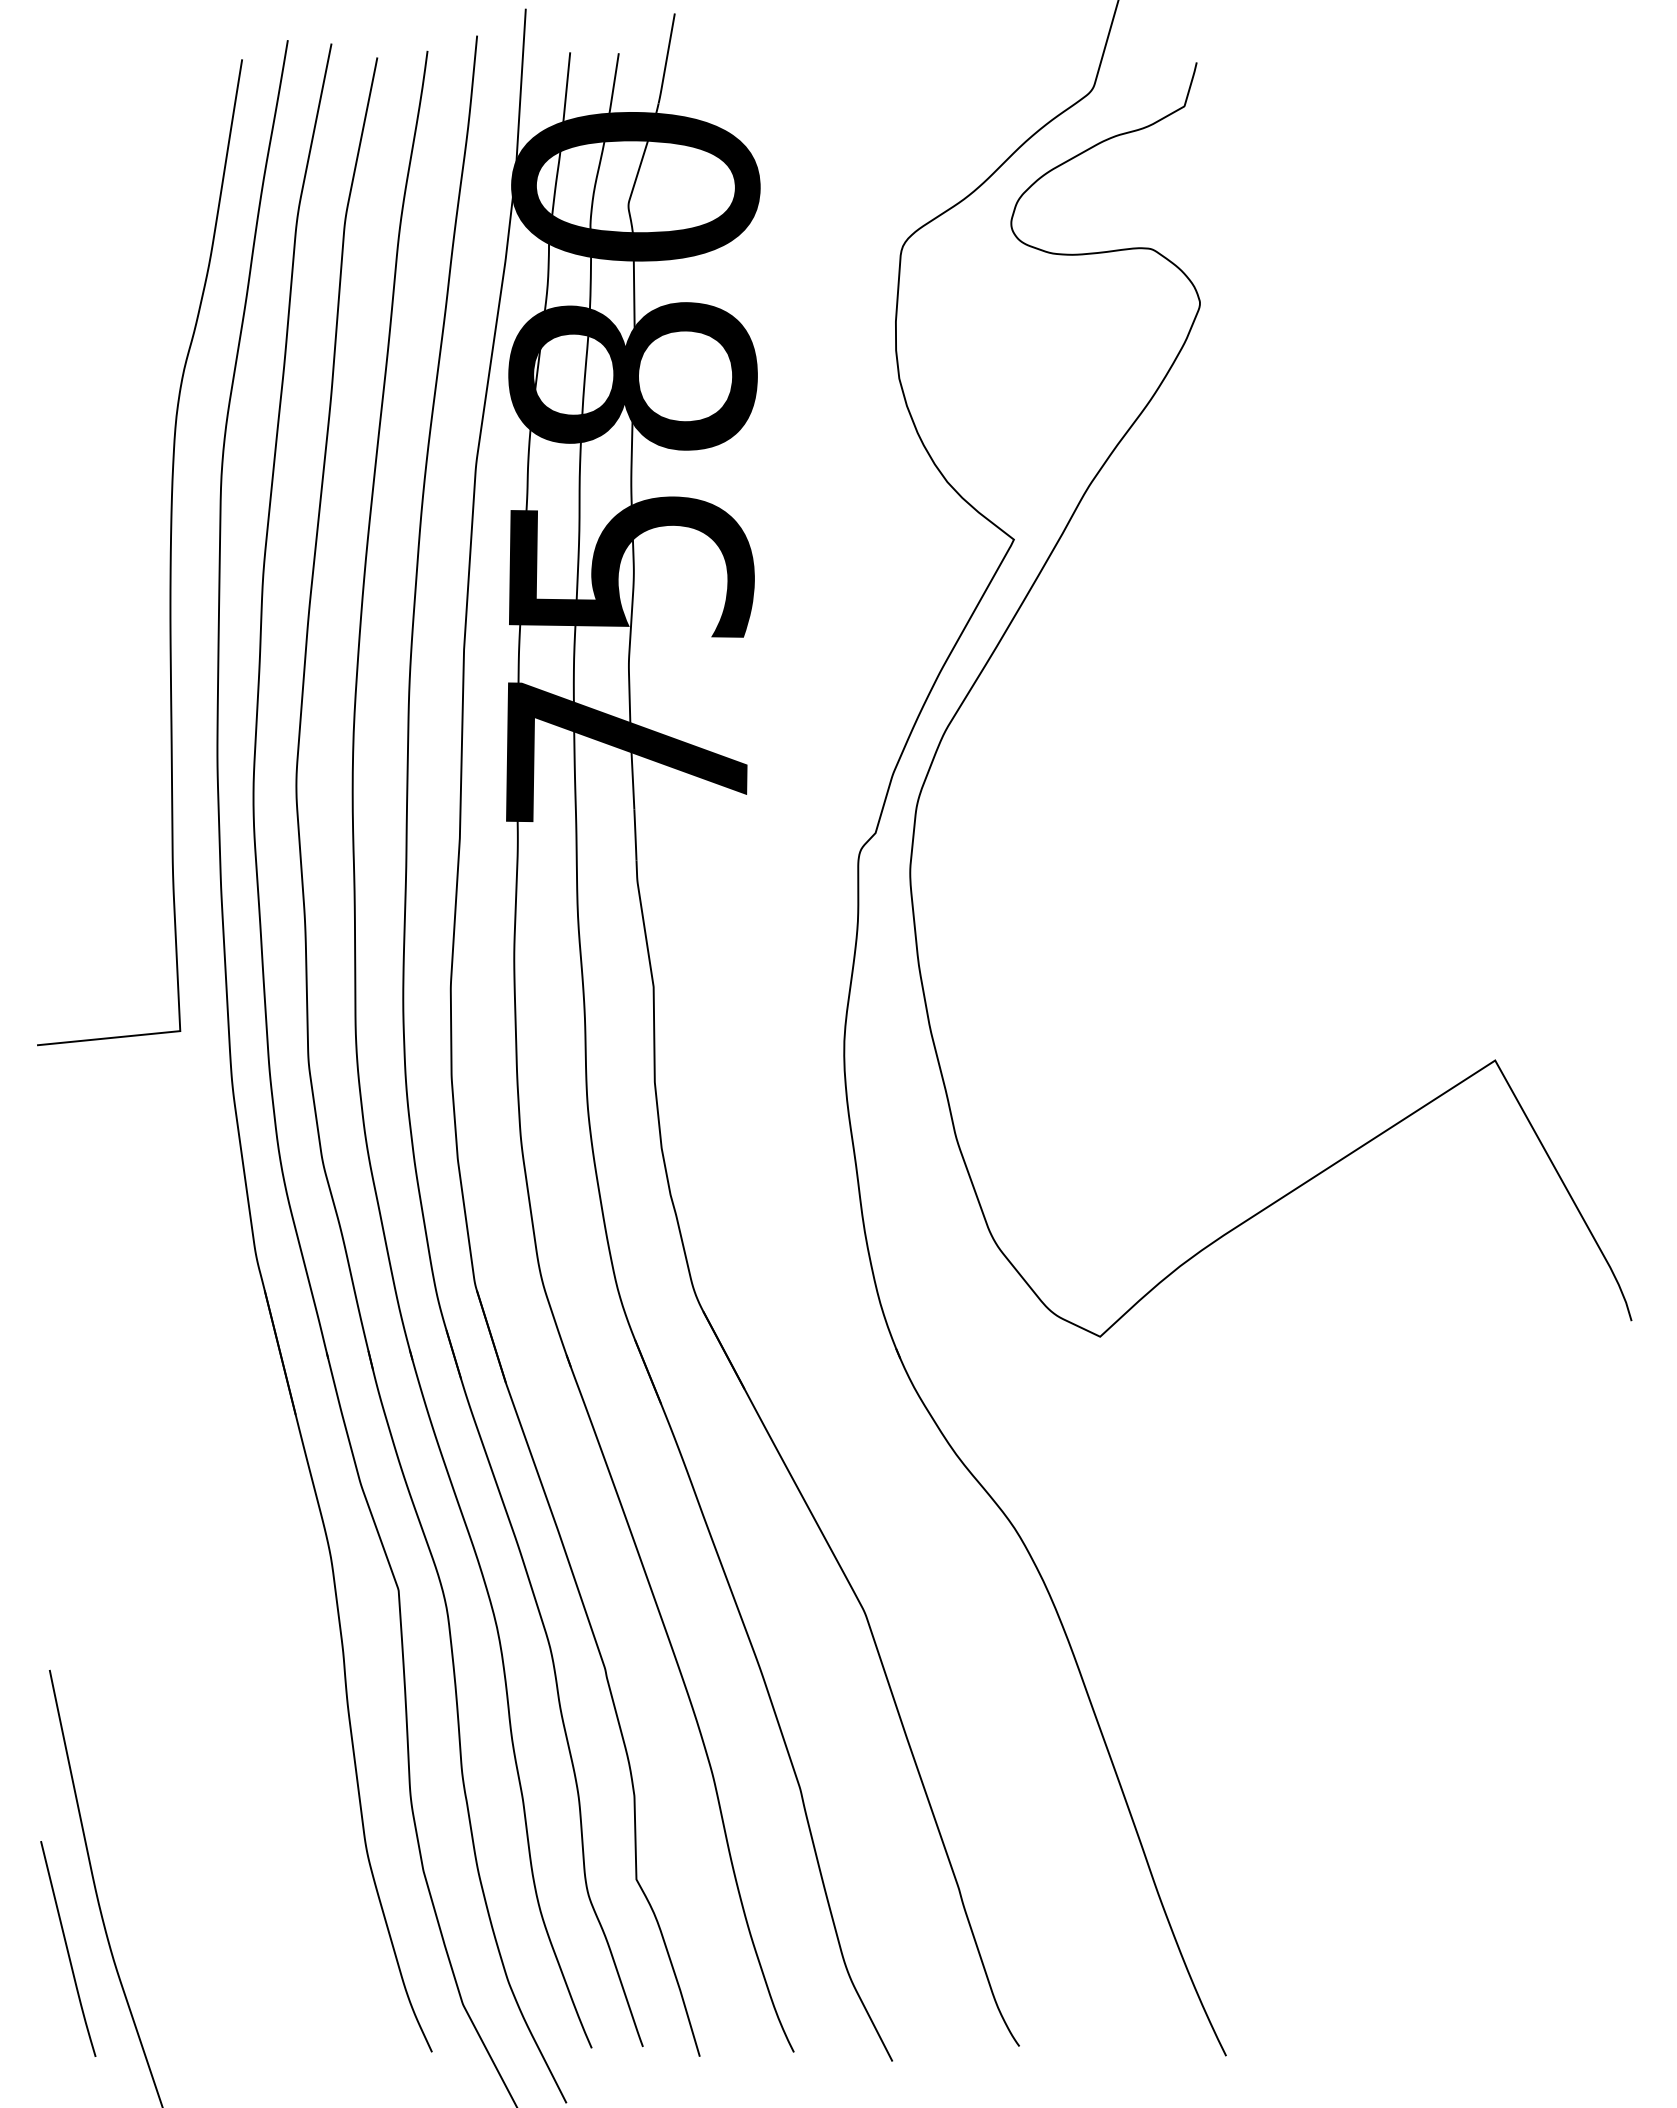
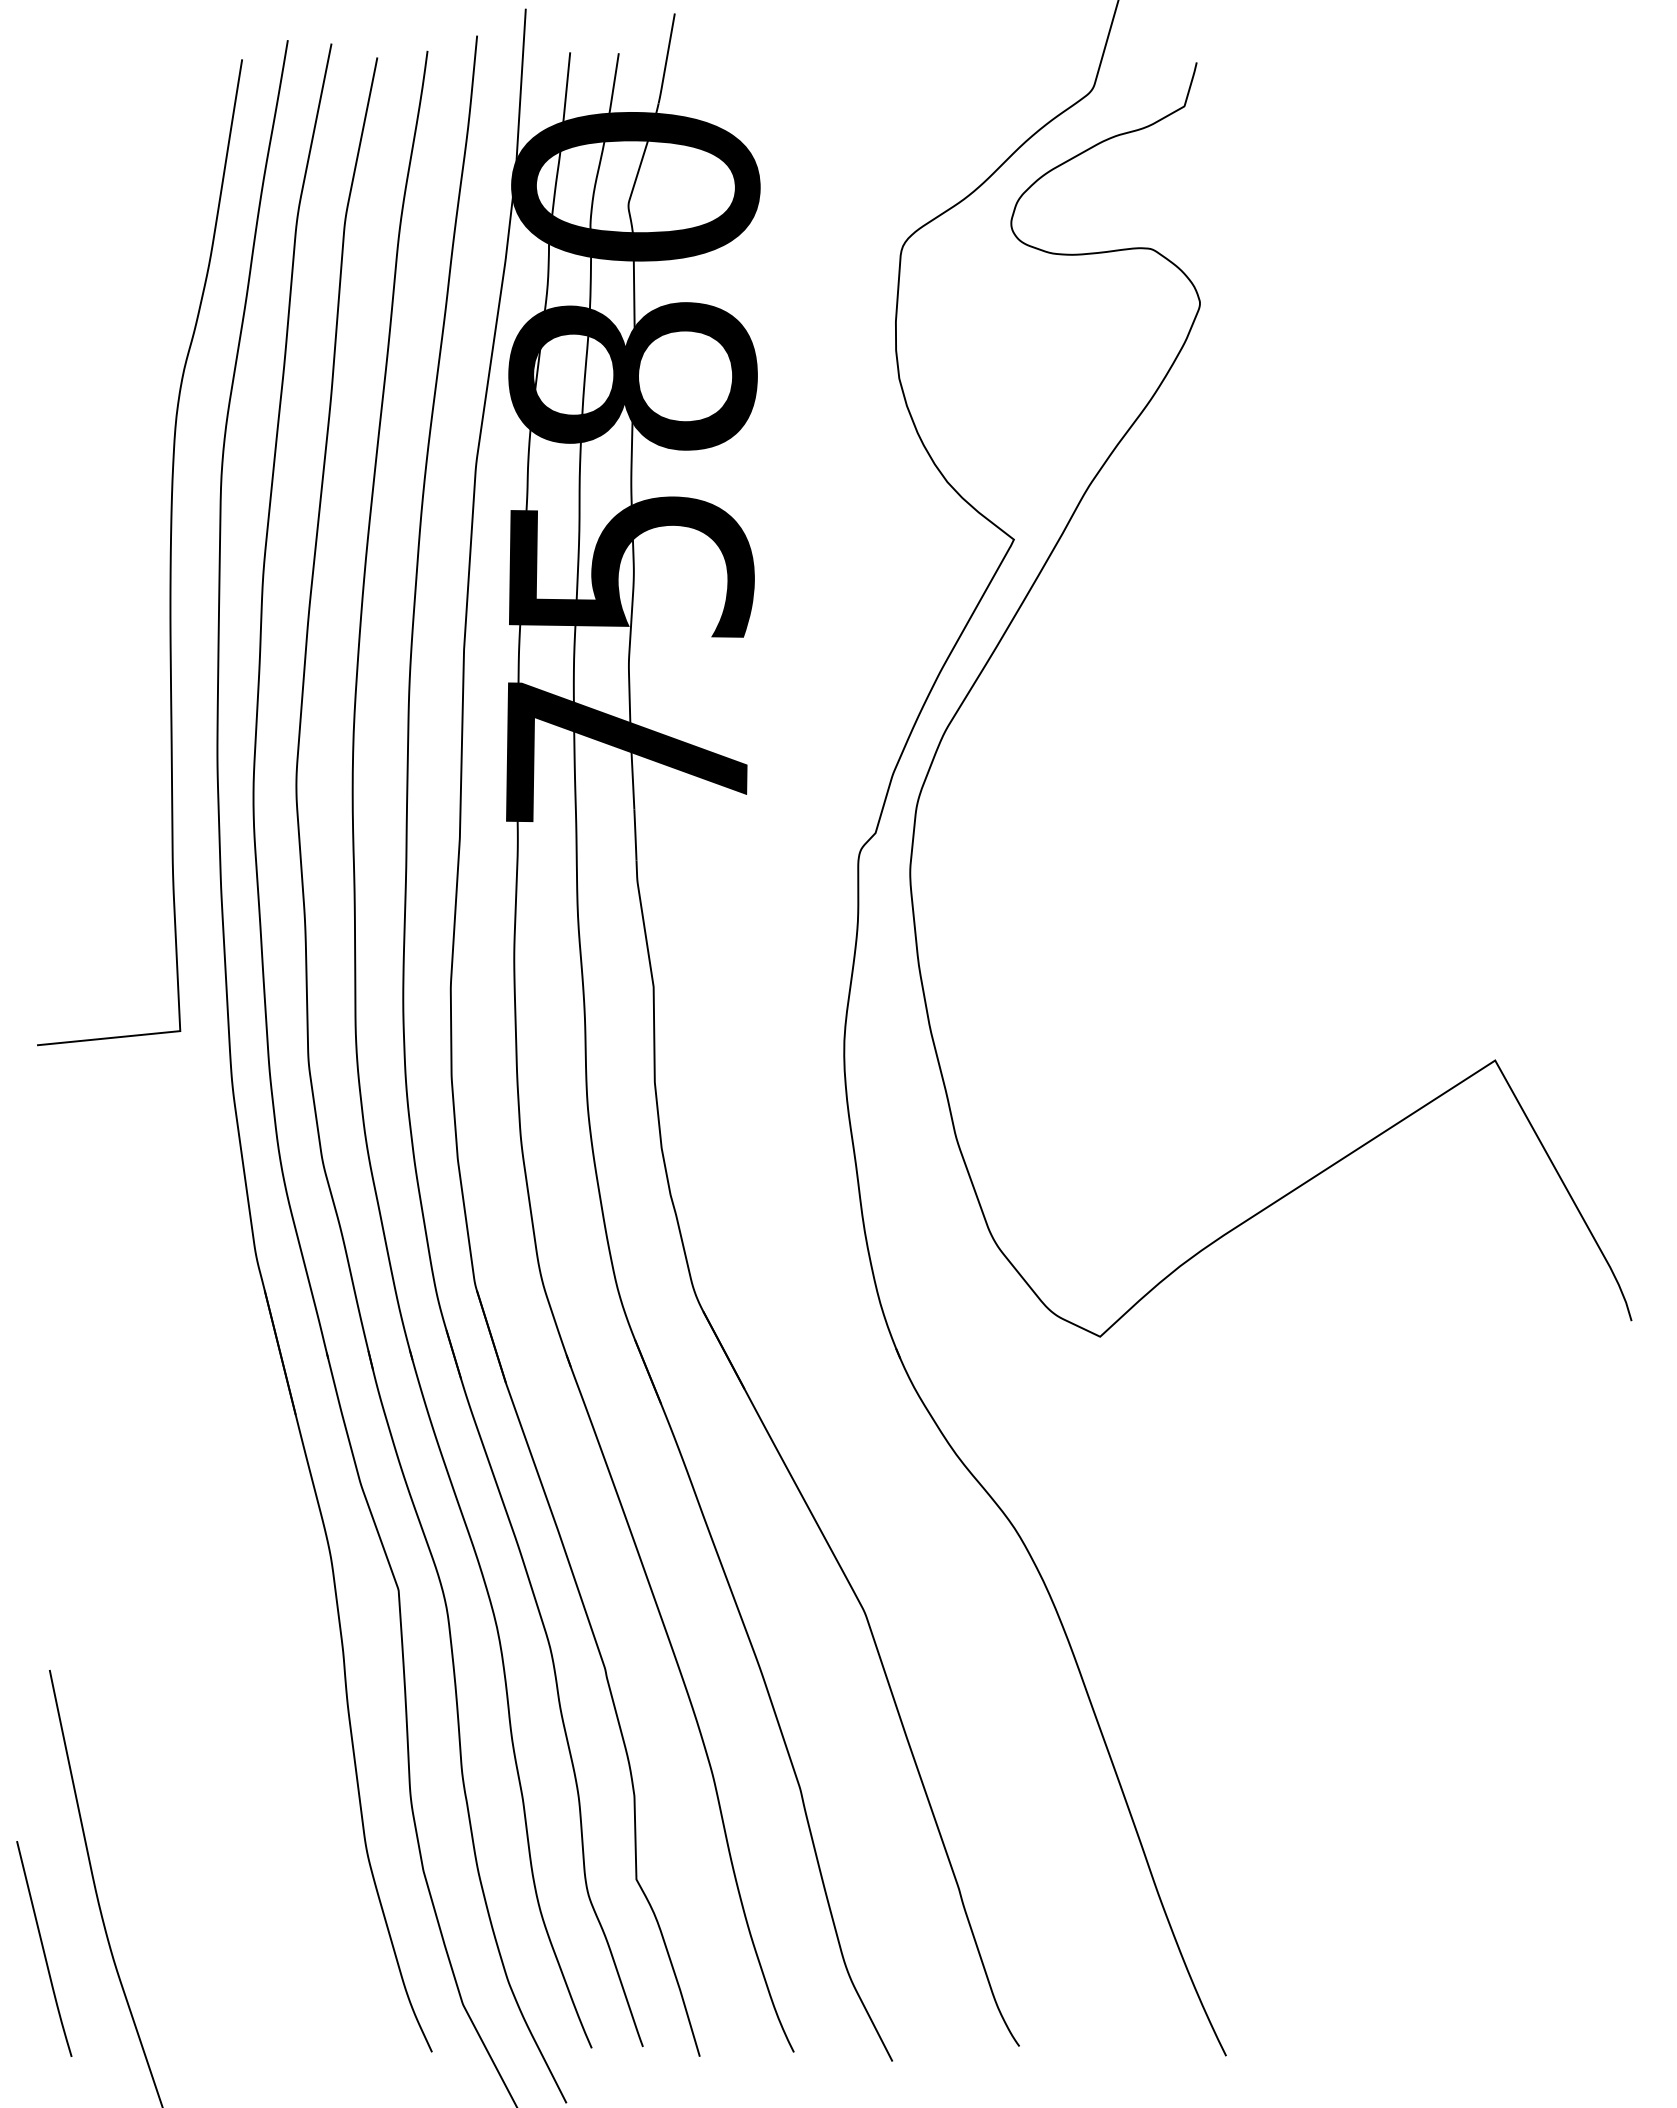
curve position: (68, 1948) -> (44, 1948) (44, 1948)
